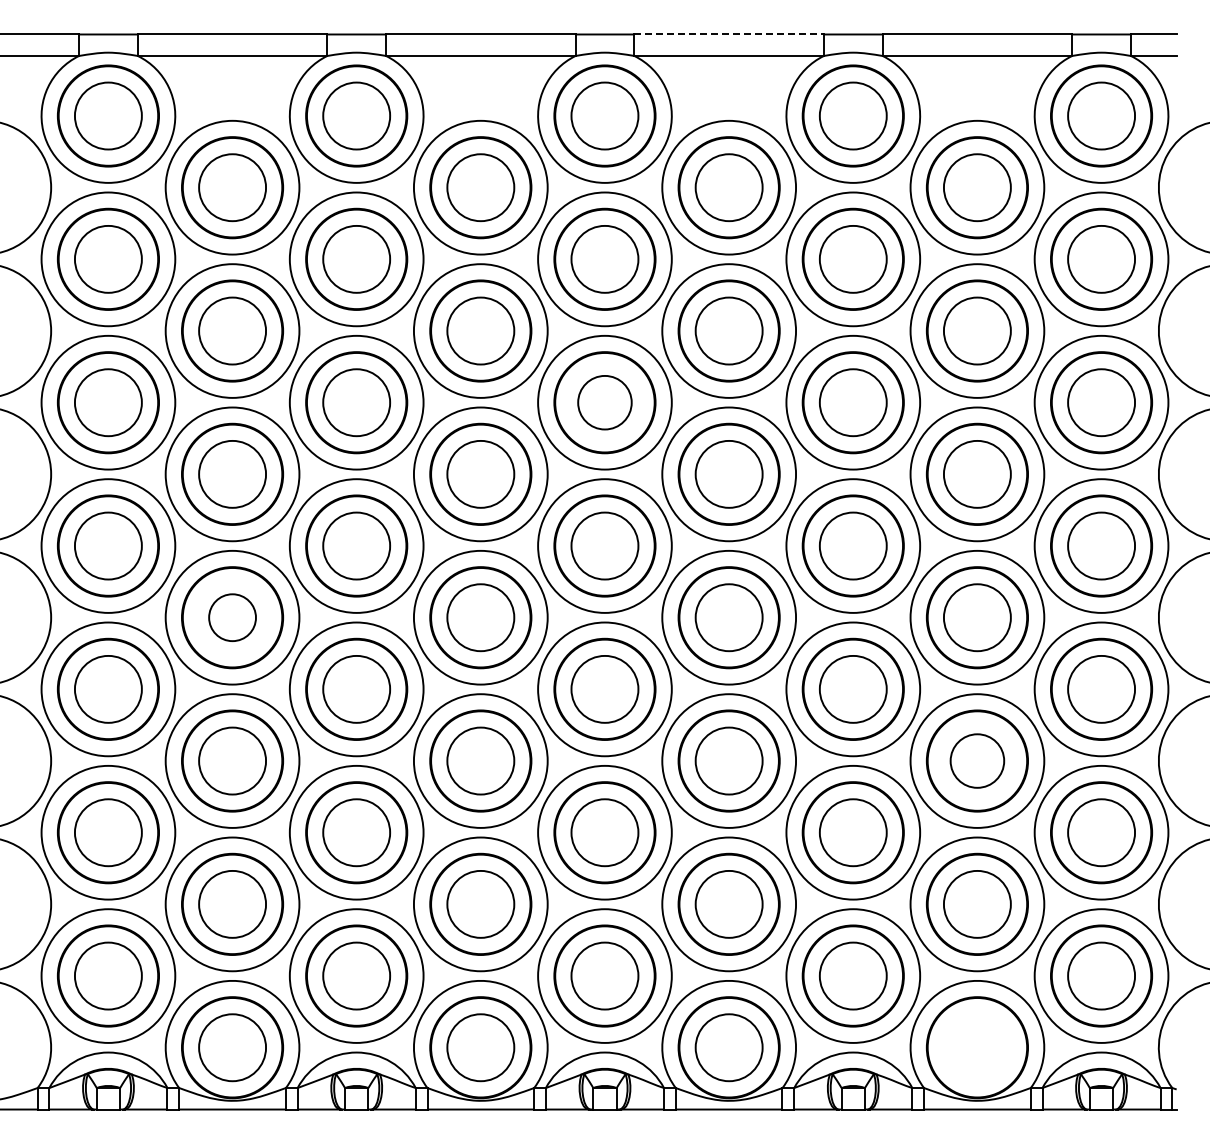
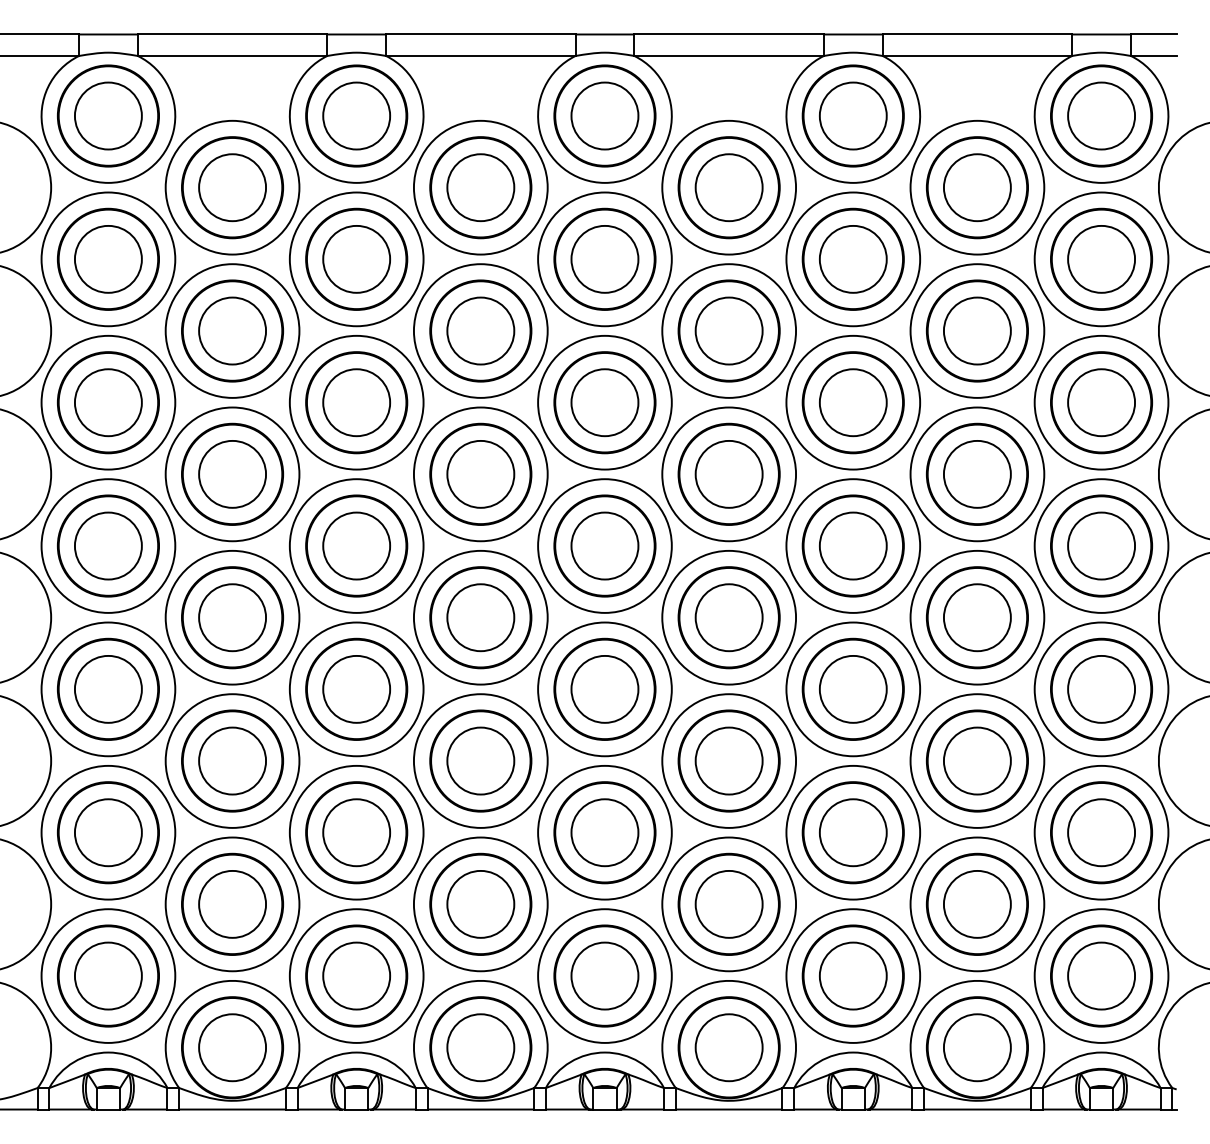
line: dashed -> solid (729, 34)
circle diameter: 54 px -> 67 px (604, 402)
circle diameter: 47 px -> 67 px (232, 617)
circle diameter: 54 px -> 67 px (976, 760)
circle: none -> present (977, 1047)
